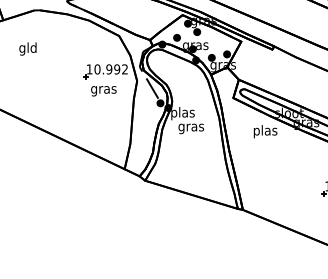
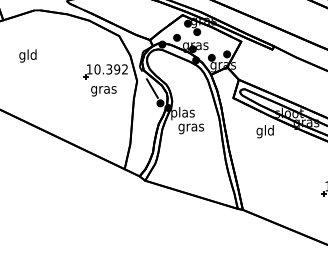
text position: (27, 48) -> (27, 55) (27, 55)
text: 10.992 -> 10.392 (109, 69)
text: plas -> gld (265, 131)
